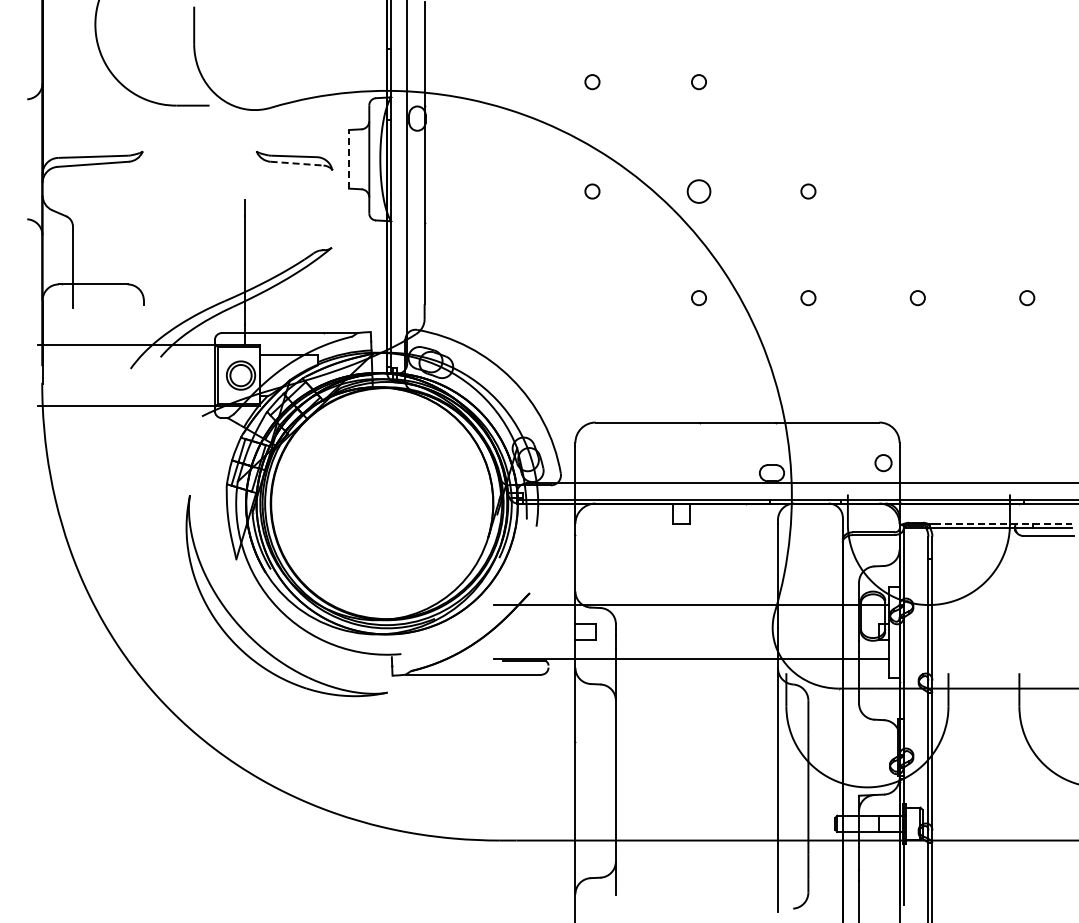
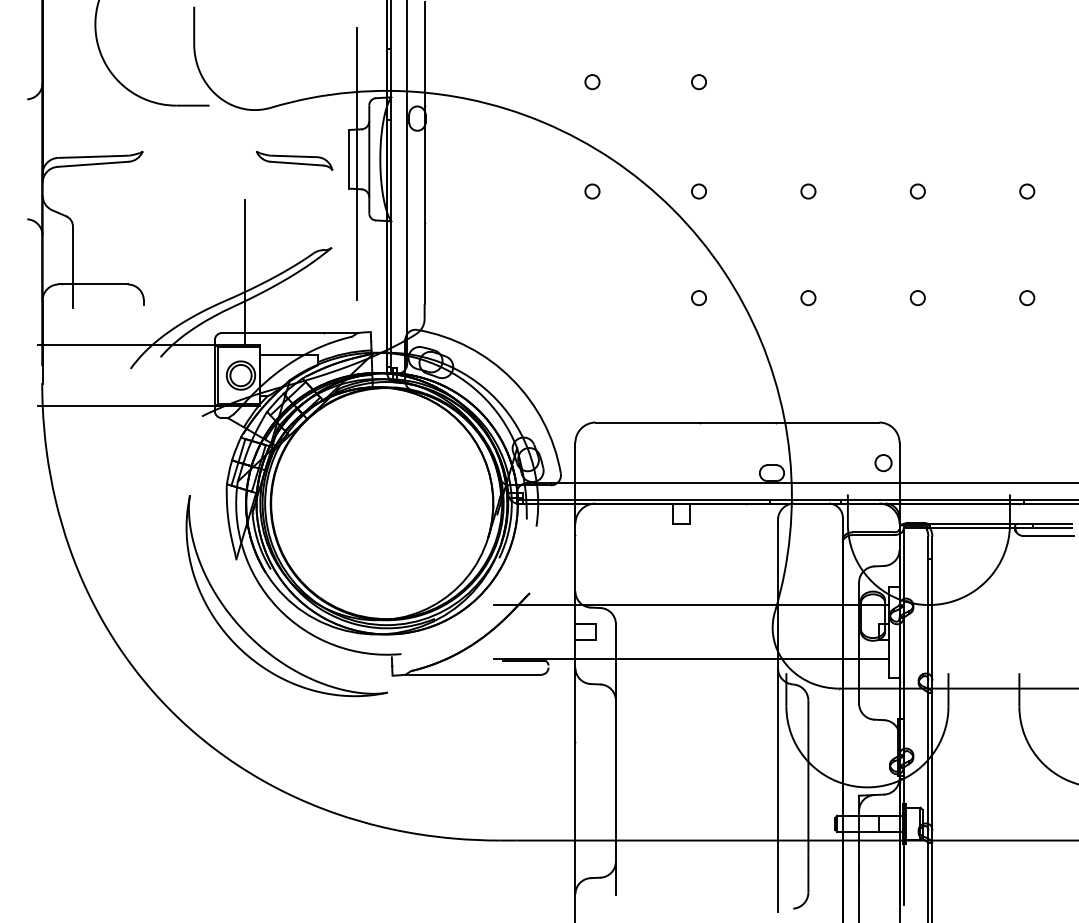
line: dashed -> solid (349, 158)
line: dashed -> solid (297, 163)
line: none -> present (356, 163)
circle size: 26x25 px -> 16x17 px (698, 191)
circle: none -> present (917, 191)
circle: none -> present (1027, 191)
line: dashed -> solid (1003, 523)
